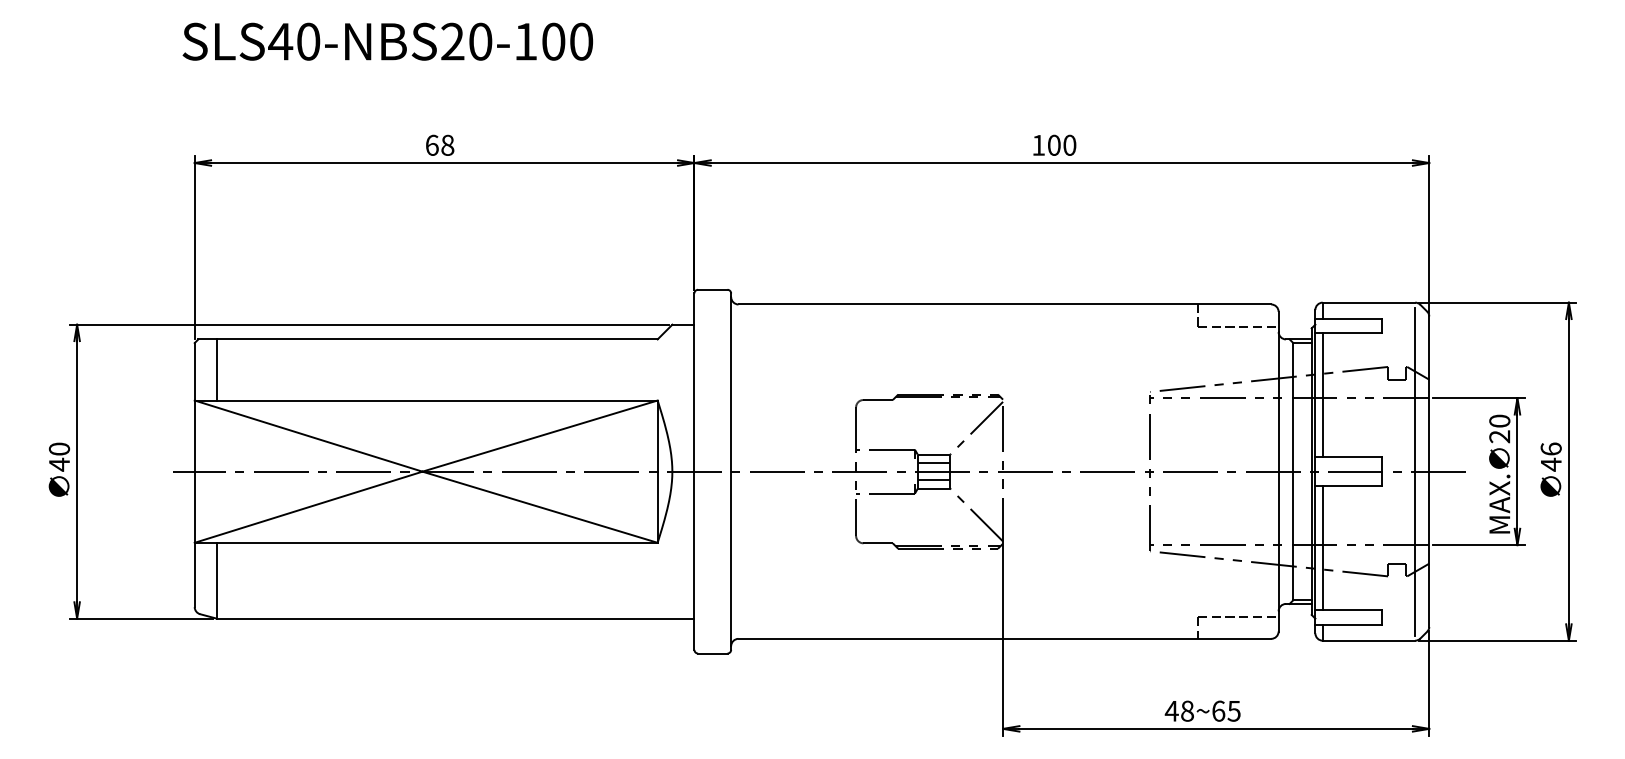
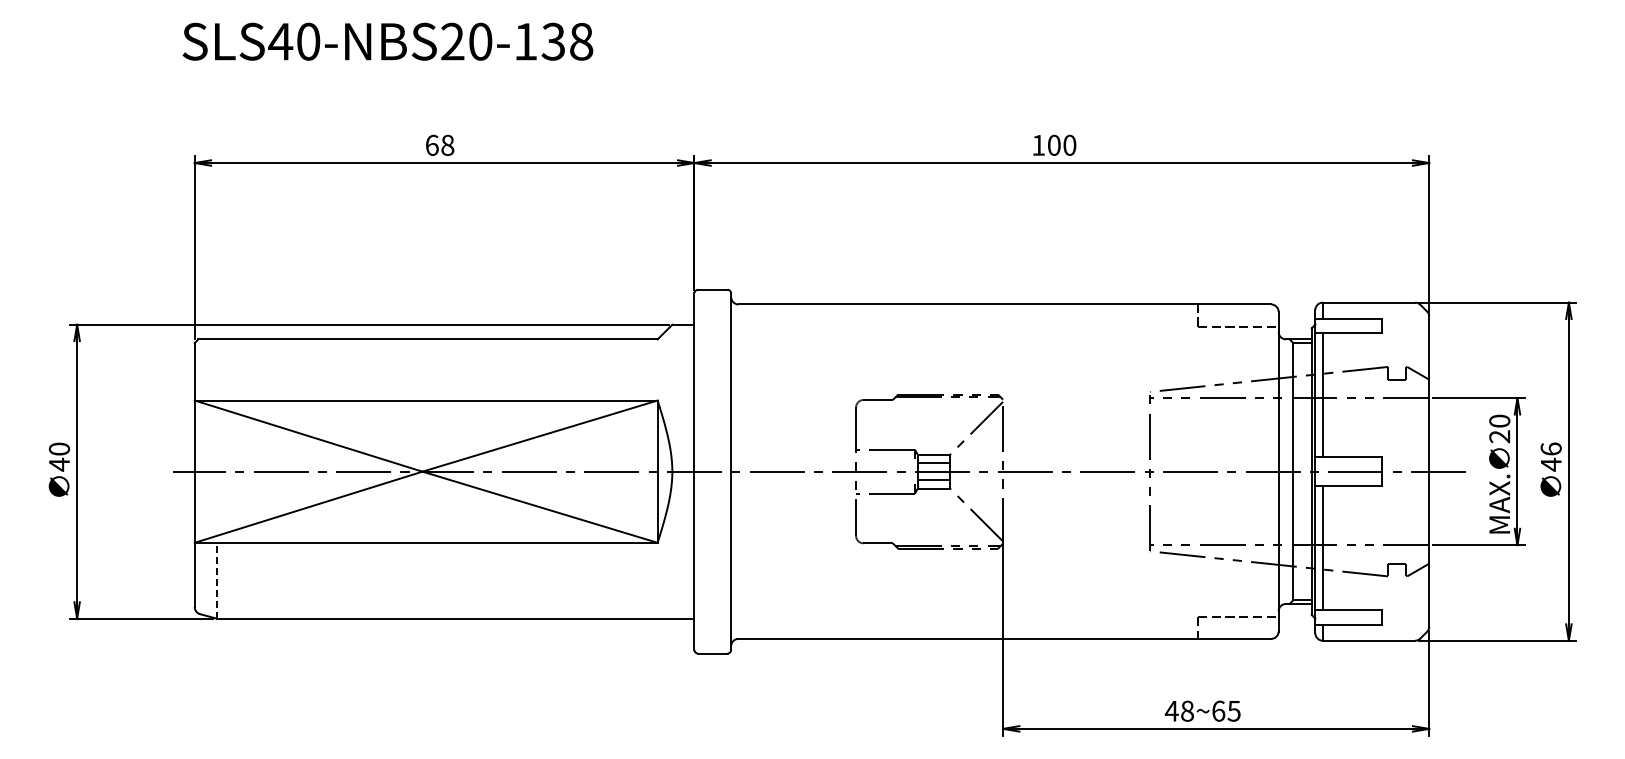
text: SLS40-NBS20-100 -> SLS40-NBS20-138 (567, 41)
line: present -> none (216, 369)
line: present -> none (1415, 471)
line: solid -> dashed (216, 580)
